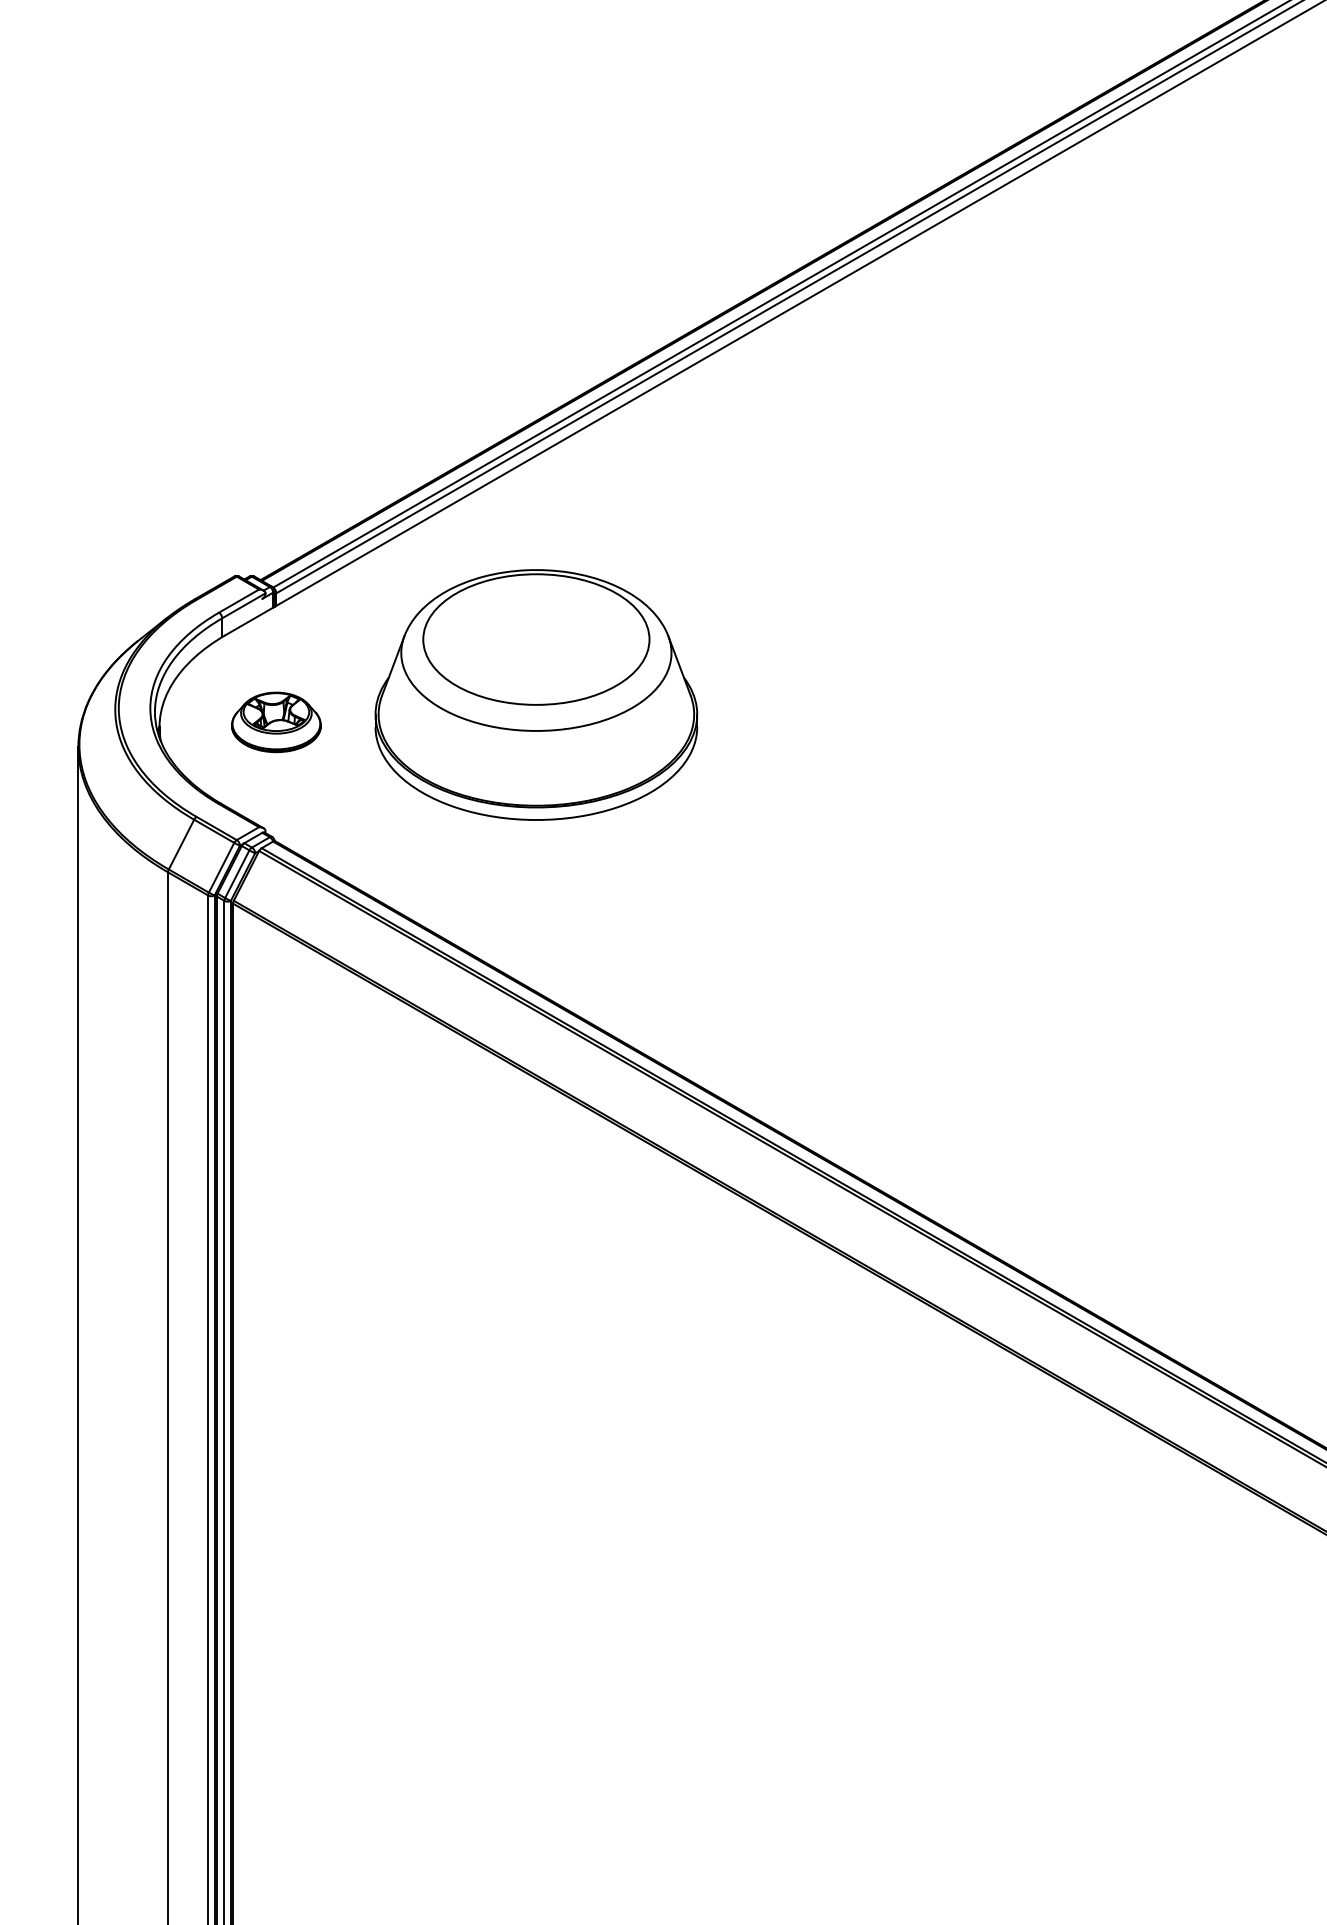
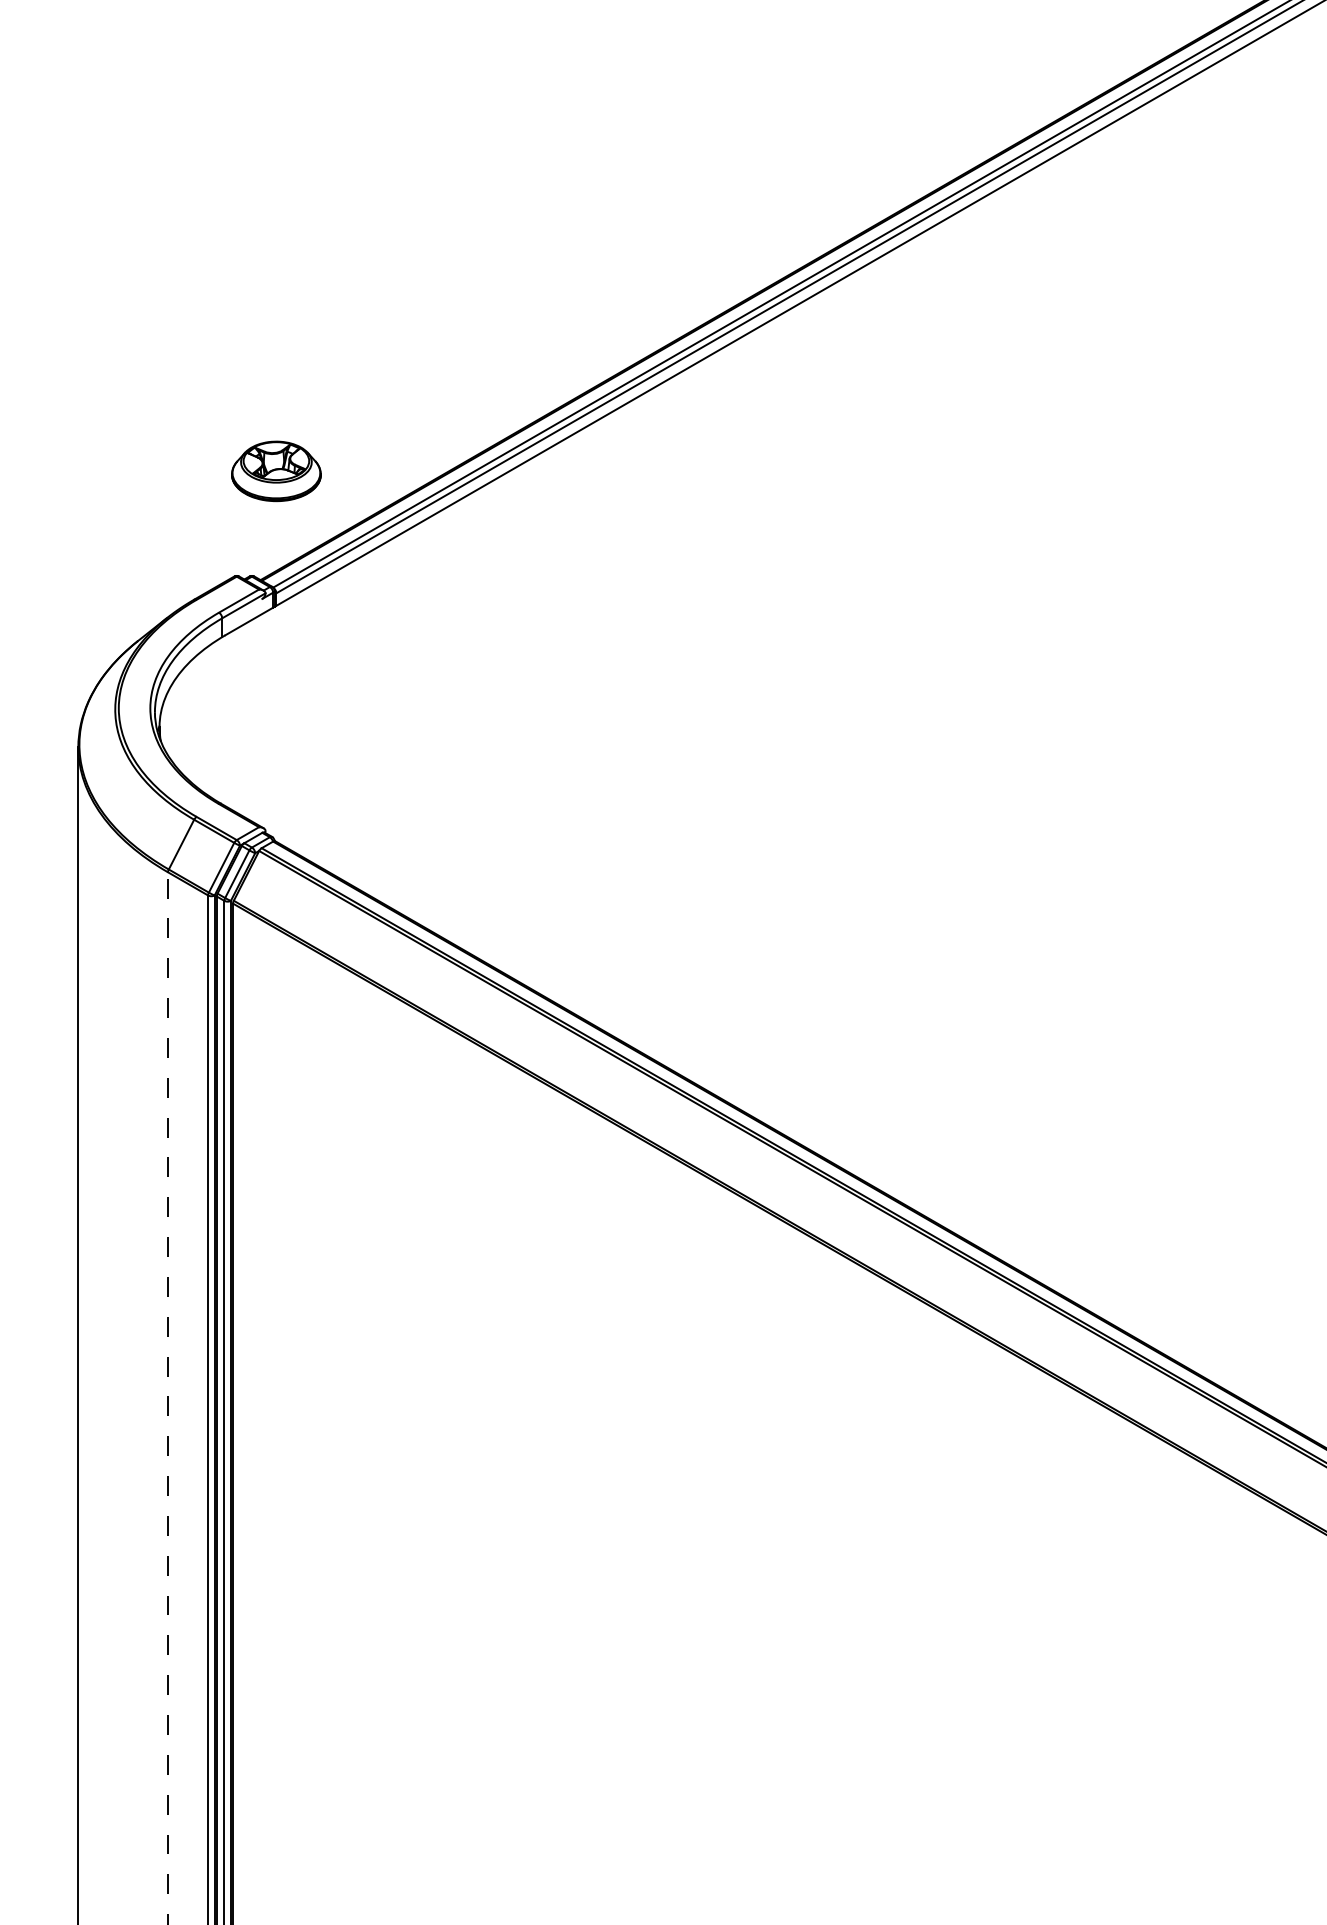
part: present -> none (536, 694)
part position: (276, 722) -> (276, 471) (276, 471)
line: solid -> dashed (168, 1398)
